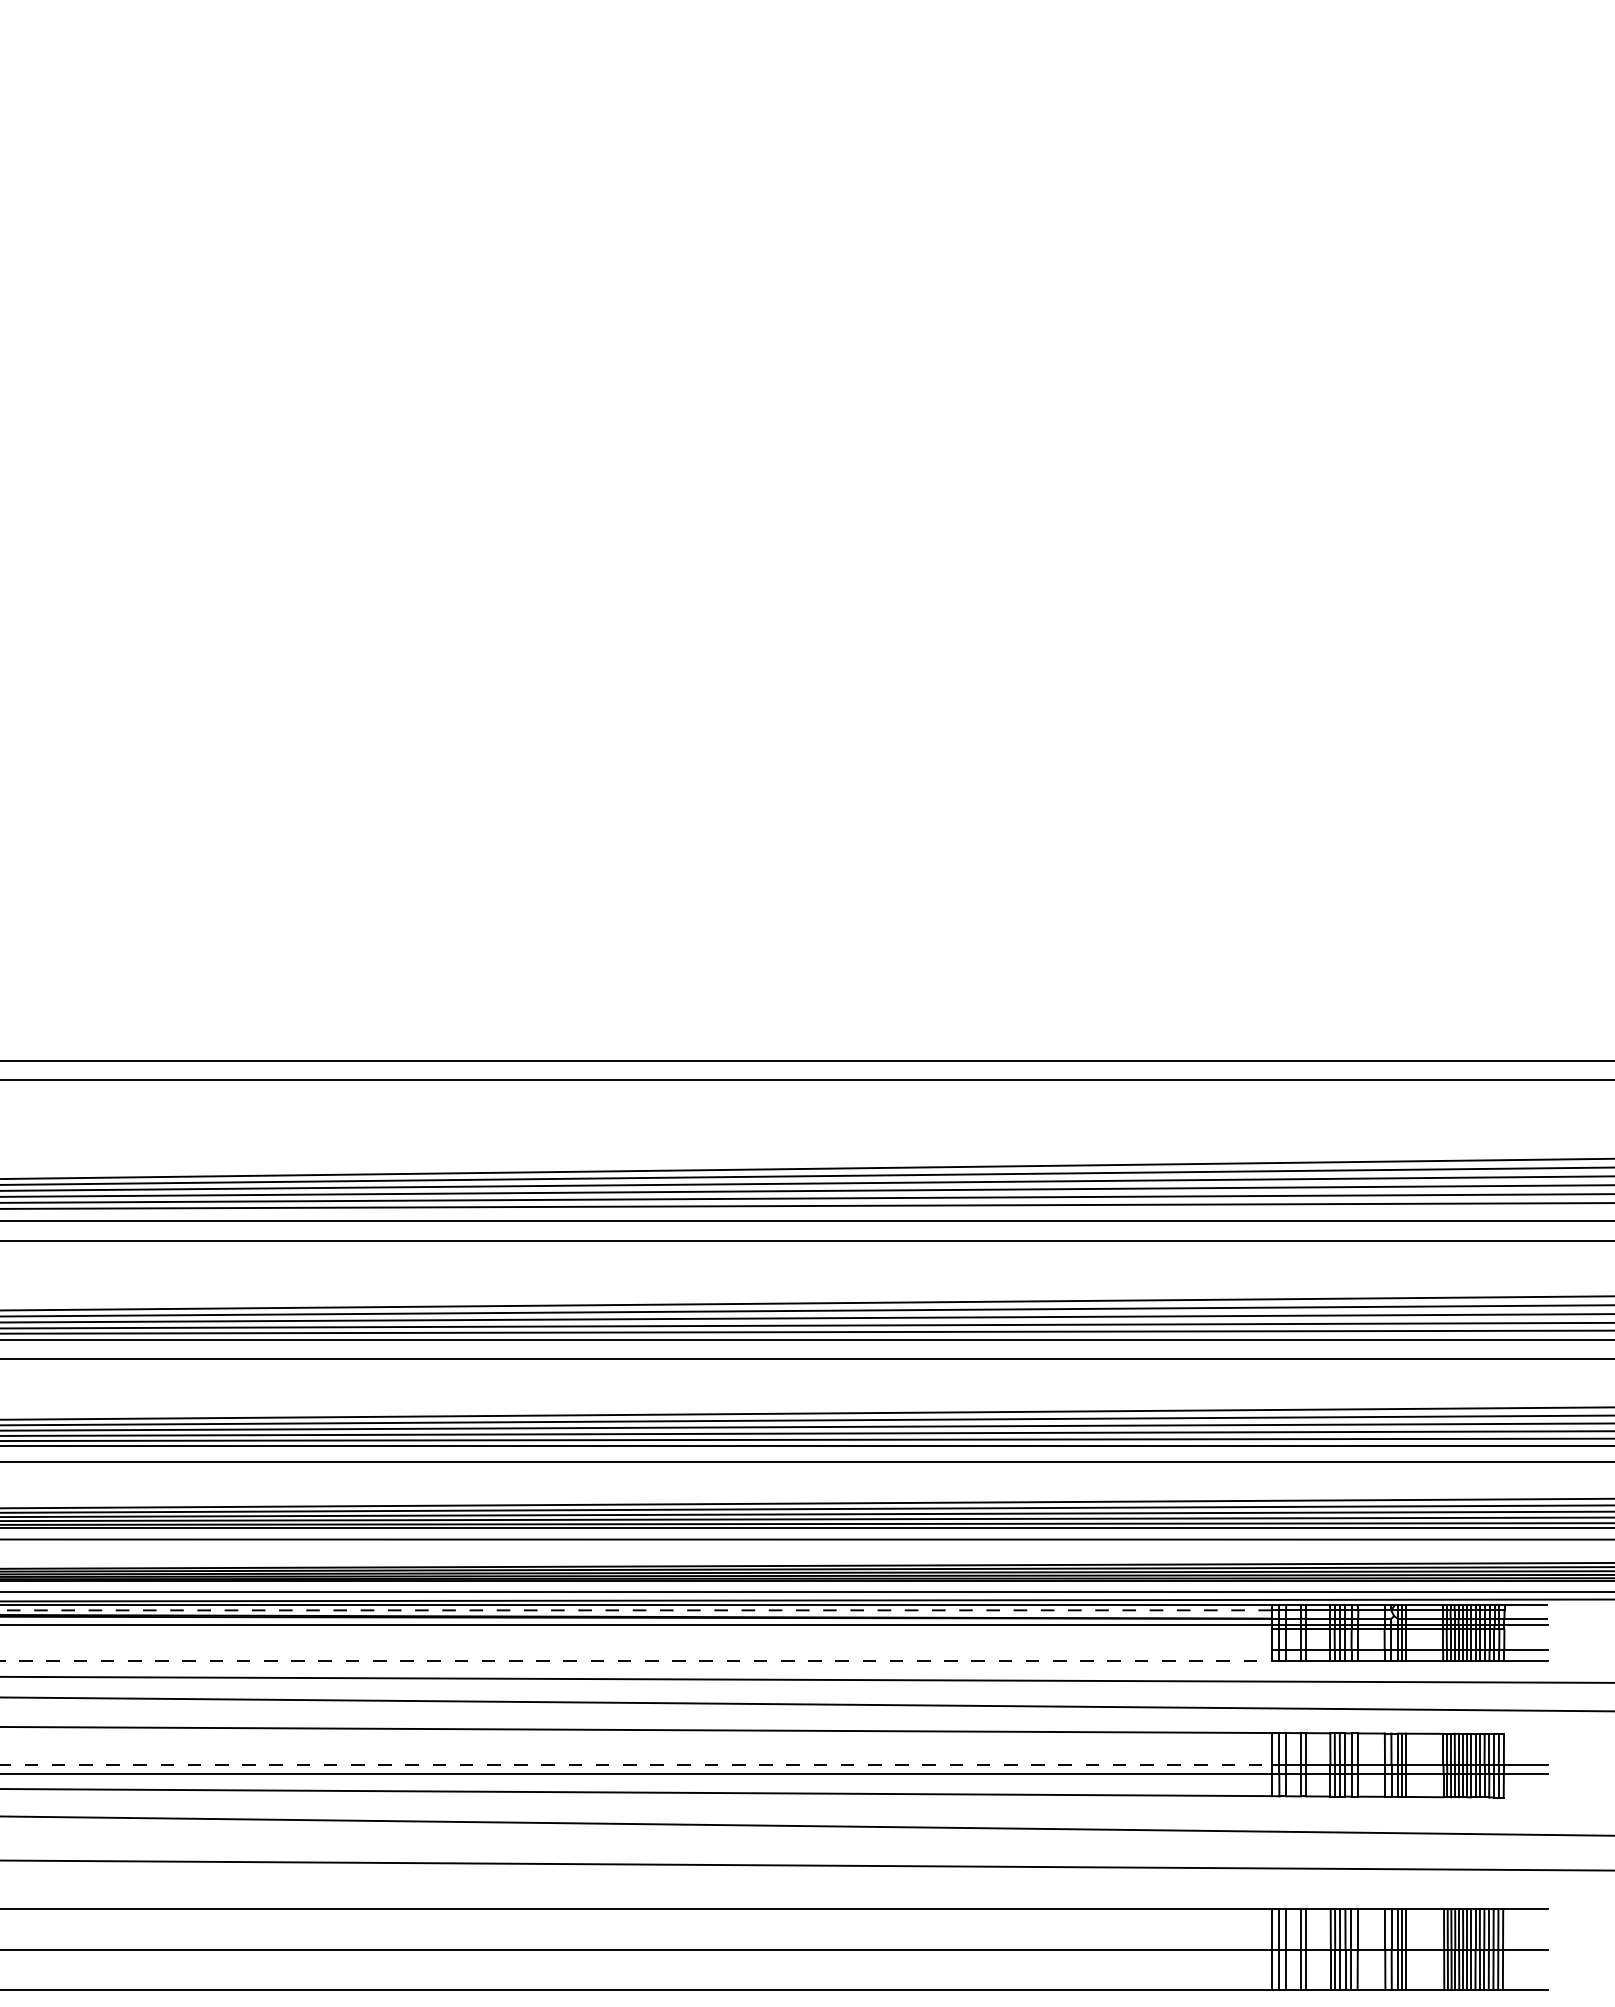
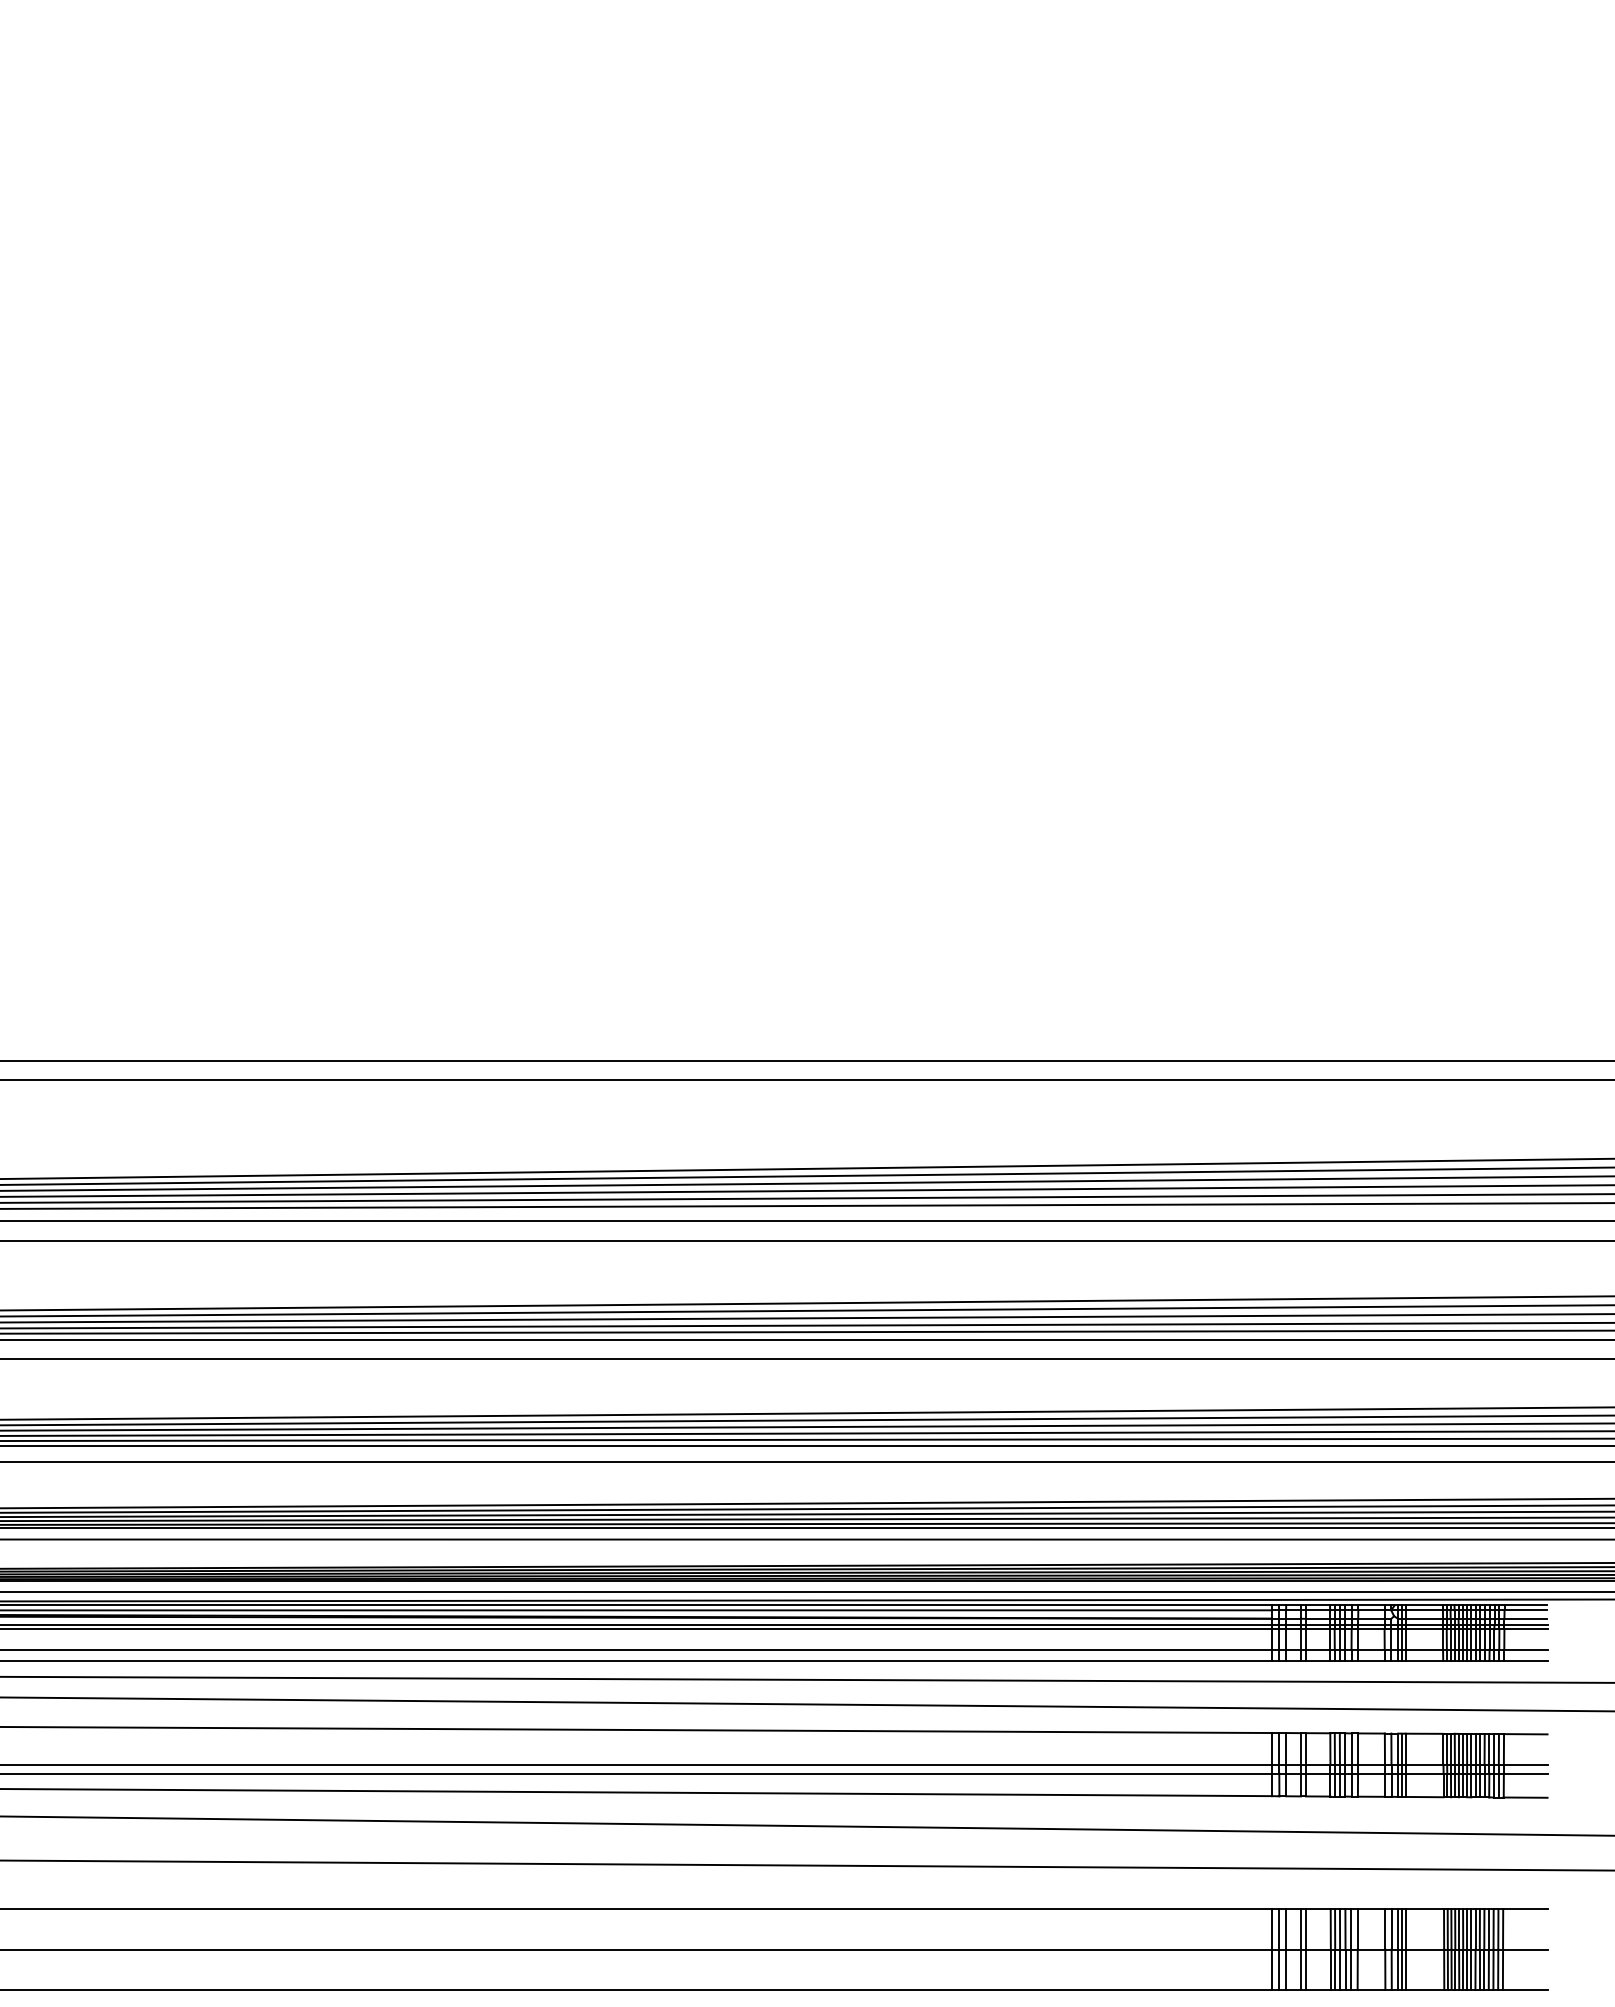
line: dashed -> solid (636, 1610)
line: none -> present (1525, 1610)
line: none -> present (637, 1629)
line: none -> present (1525, 1629)
line: none -> present (637, 1649)
line: dashed -> solid (636, 1661)
line: none -> present (1525, 1734)
line: dashed -> solid (636, 1764)
line: none -> present (1525, 1797)
